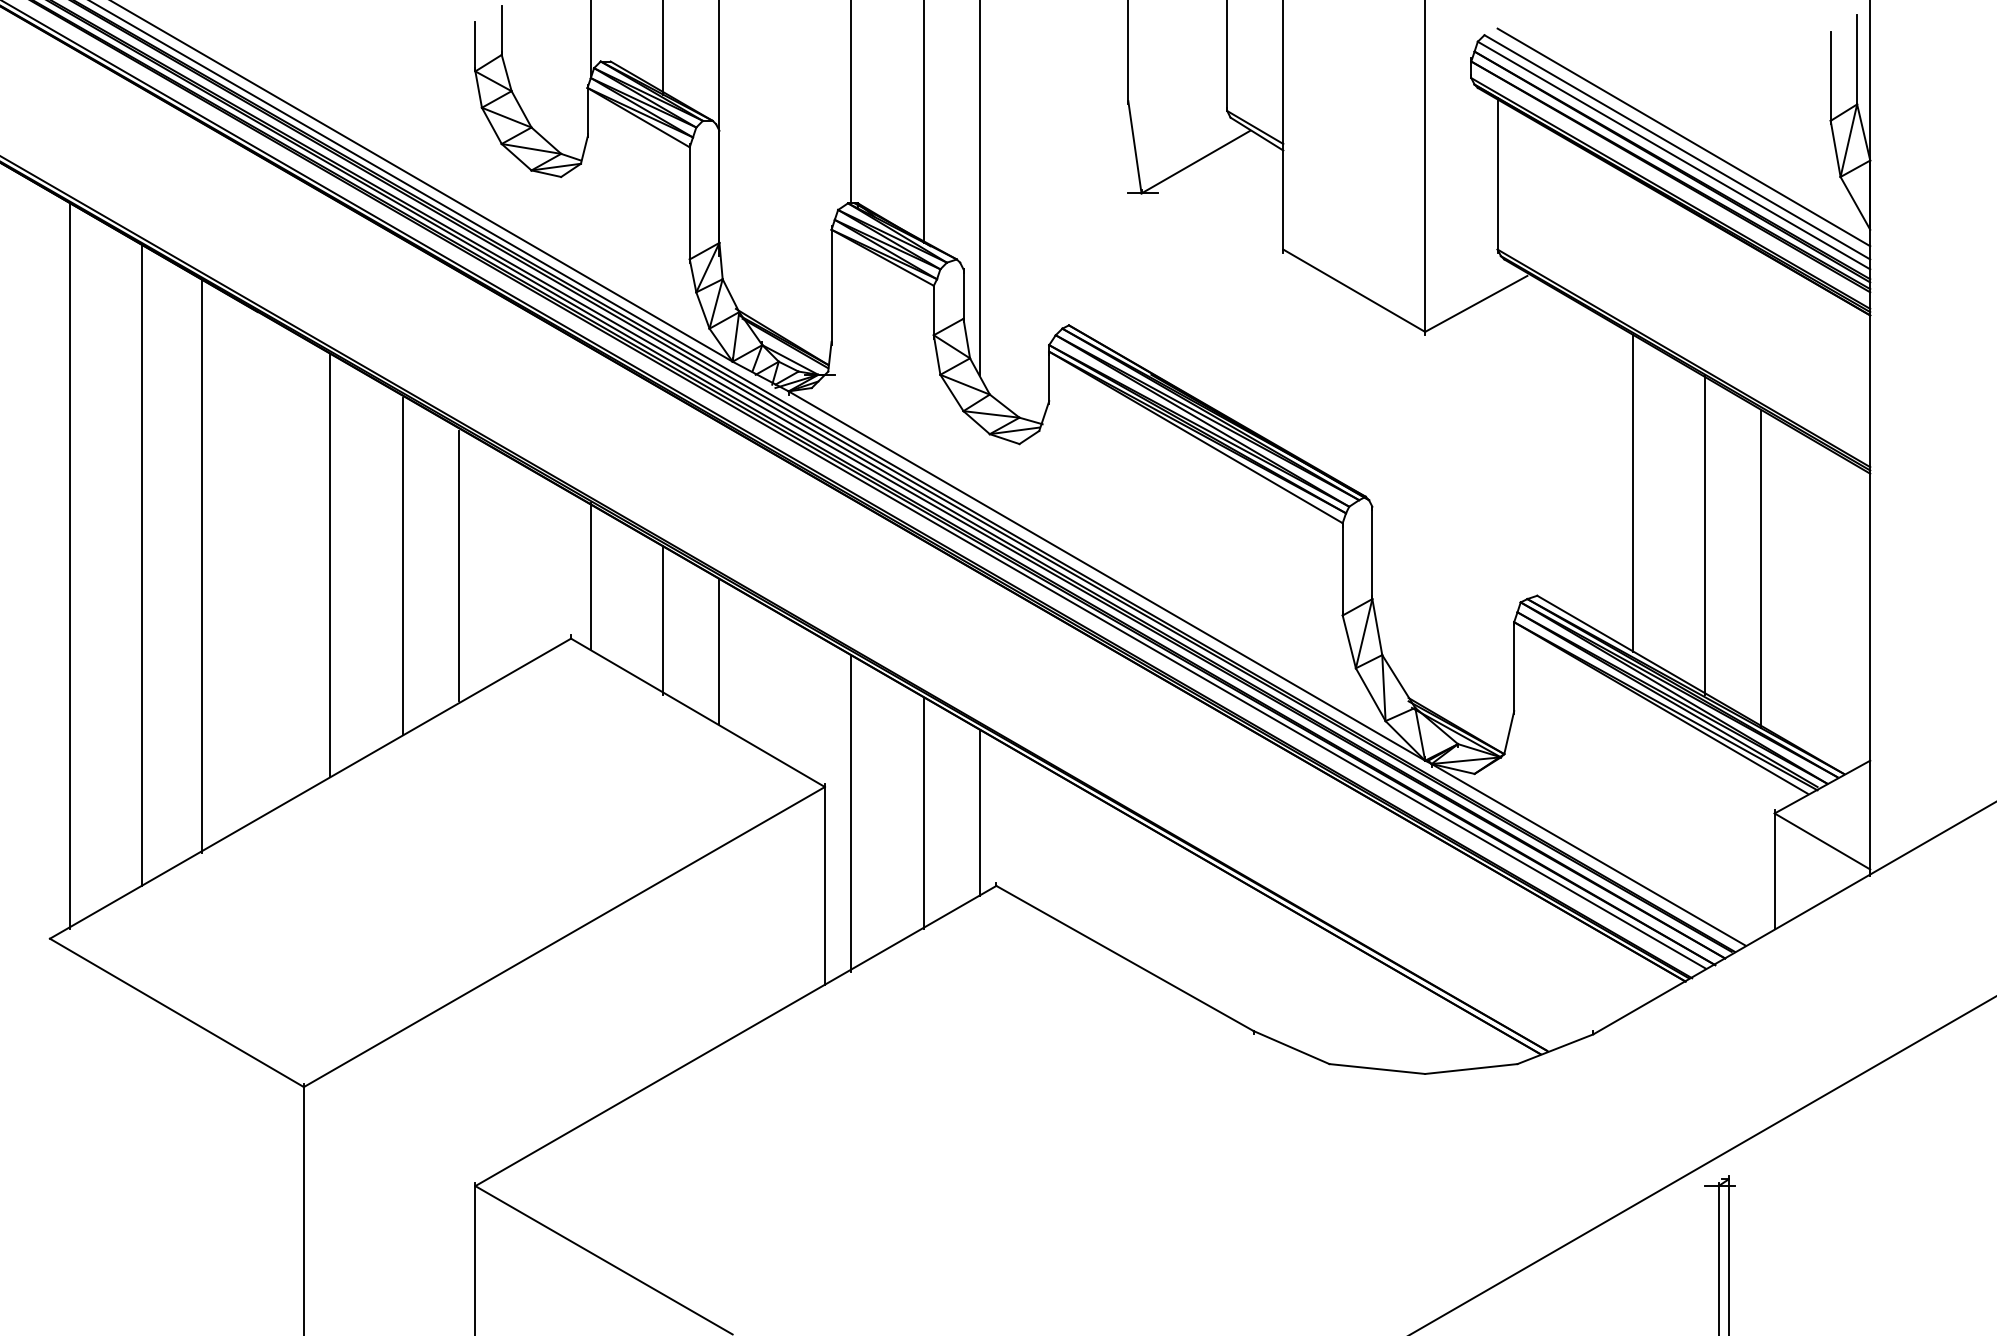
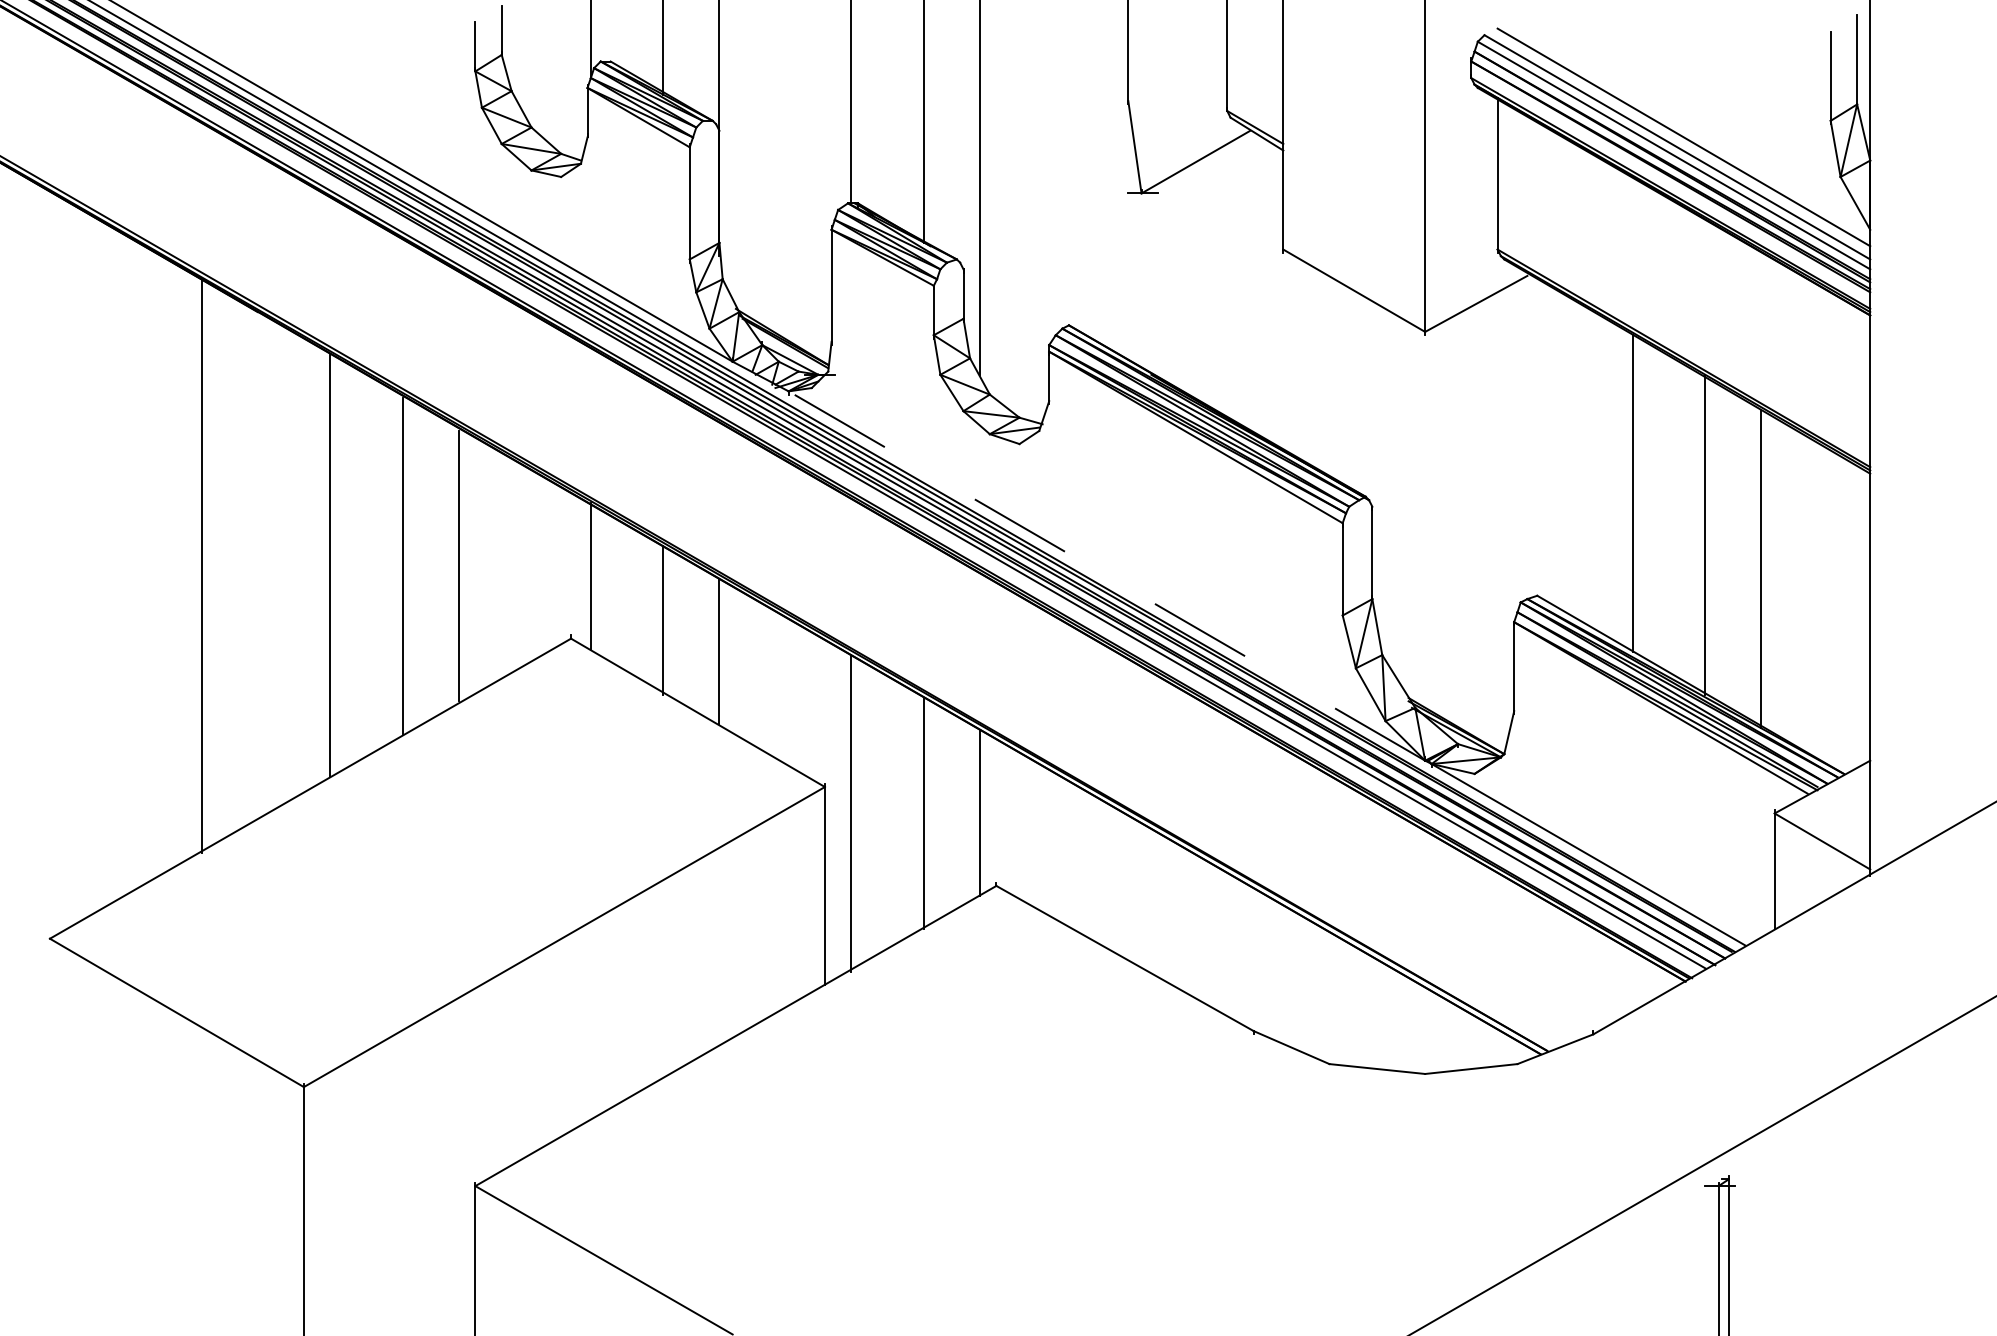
line: present -> none (69, 565)
line: present -> none (142, 565)
line: solid -> dashed (1106, 576)
